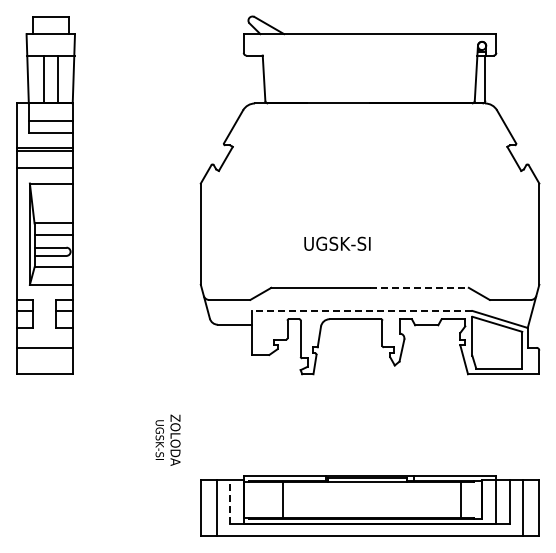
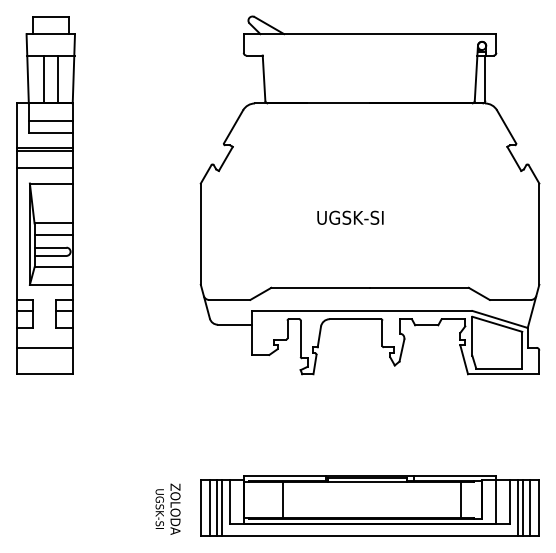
text position: (337, 243) -> (350, 217) (350, 217)
line: dashed -> solid (419, 287)
line: dashed -> solid (361, 310)
text position: (167, 439) -> (167, 508) (167, 508)
line: dashed -> solid (230, 501)
line: none -> present (210, 508)
line: none -> present (221, 508)
line: none -> present (518, 508)
line: none -> present (529, 508)
